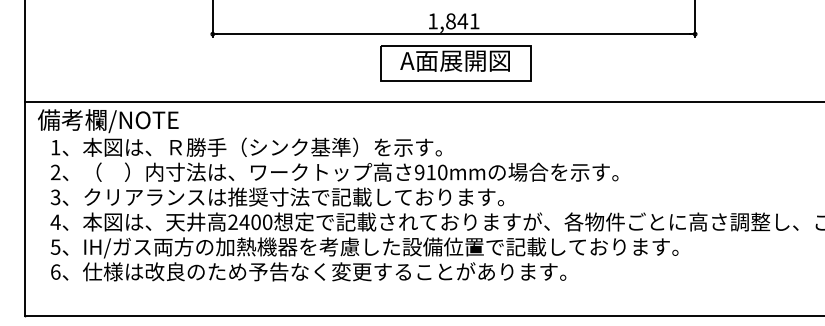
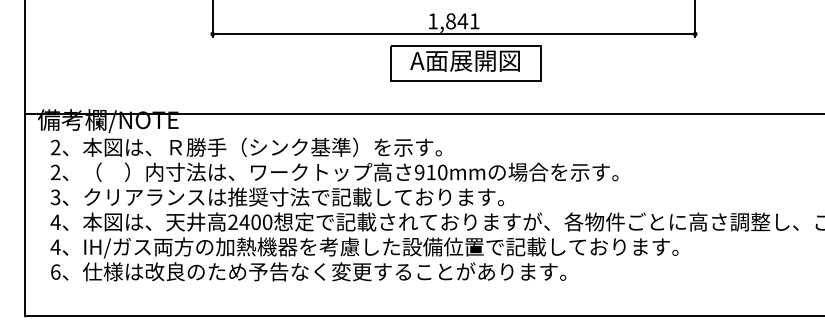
part position: (455, 63) -> (465, 63) (465, 63)
line position: (422, 102) -> (422, 114) (422, 114)
text: 1 -> 2 (55, 147)
text: 5 -> 4 (55, 246)
